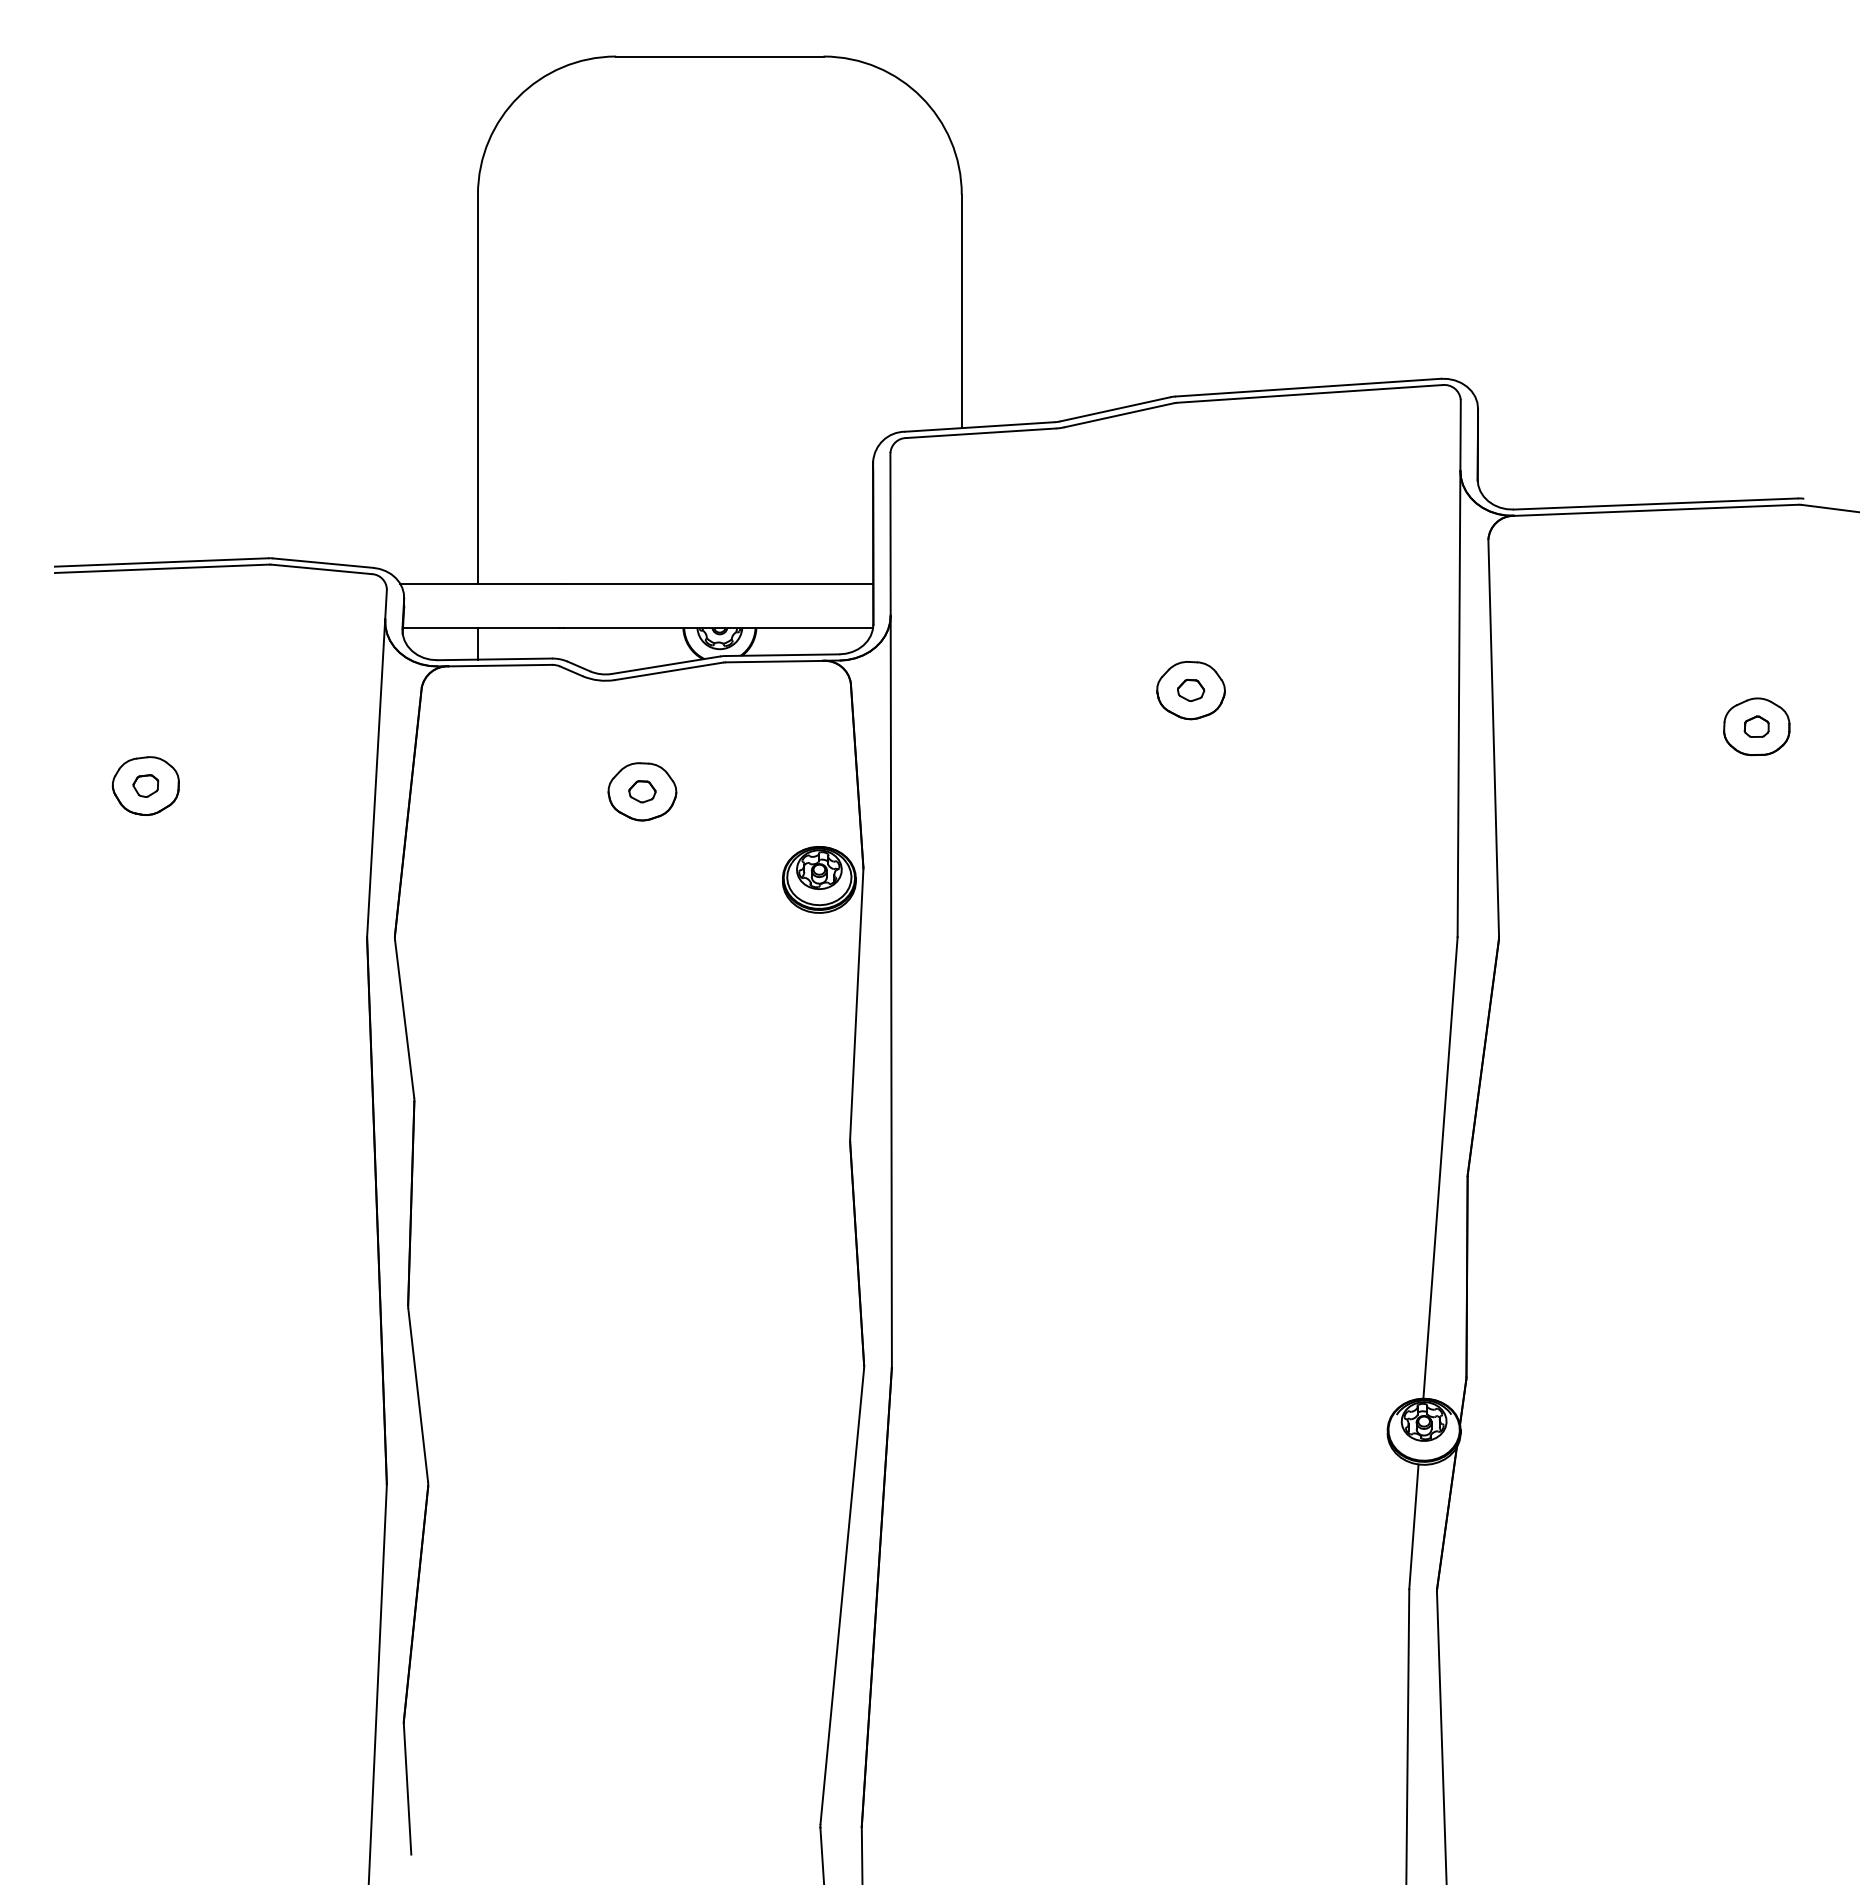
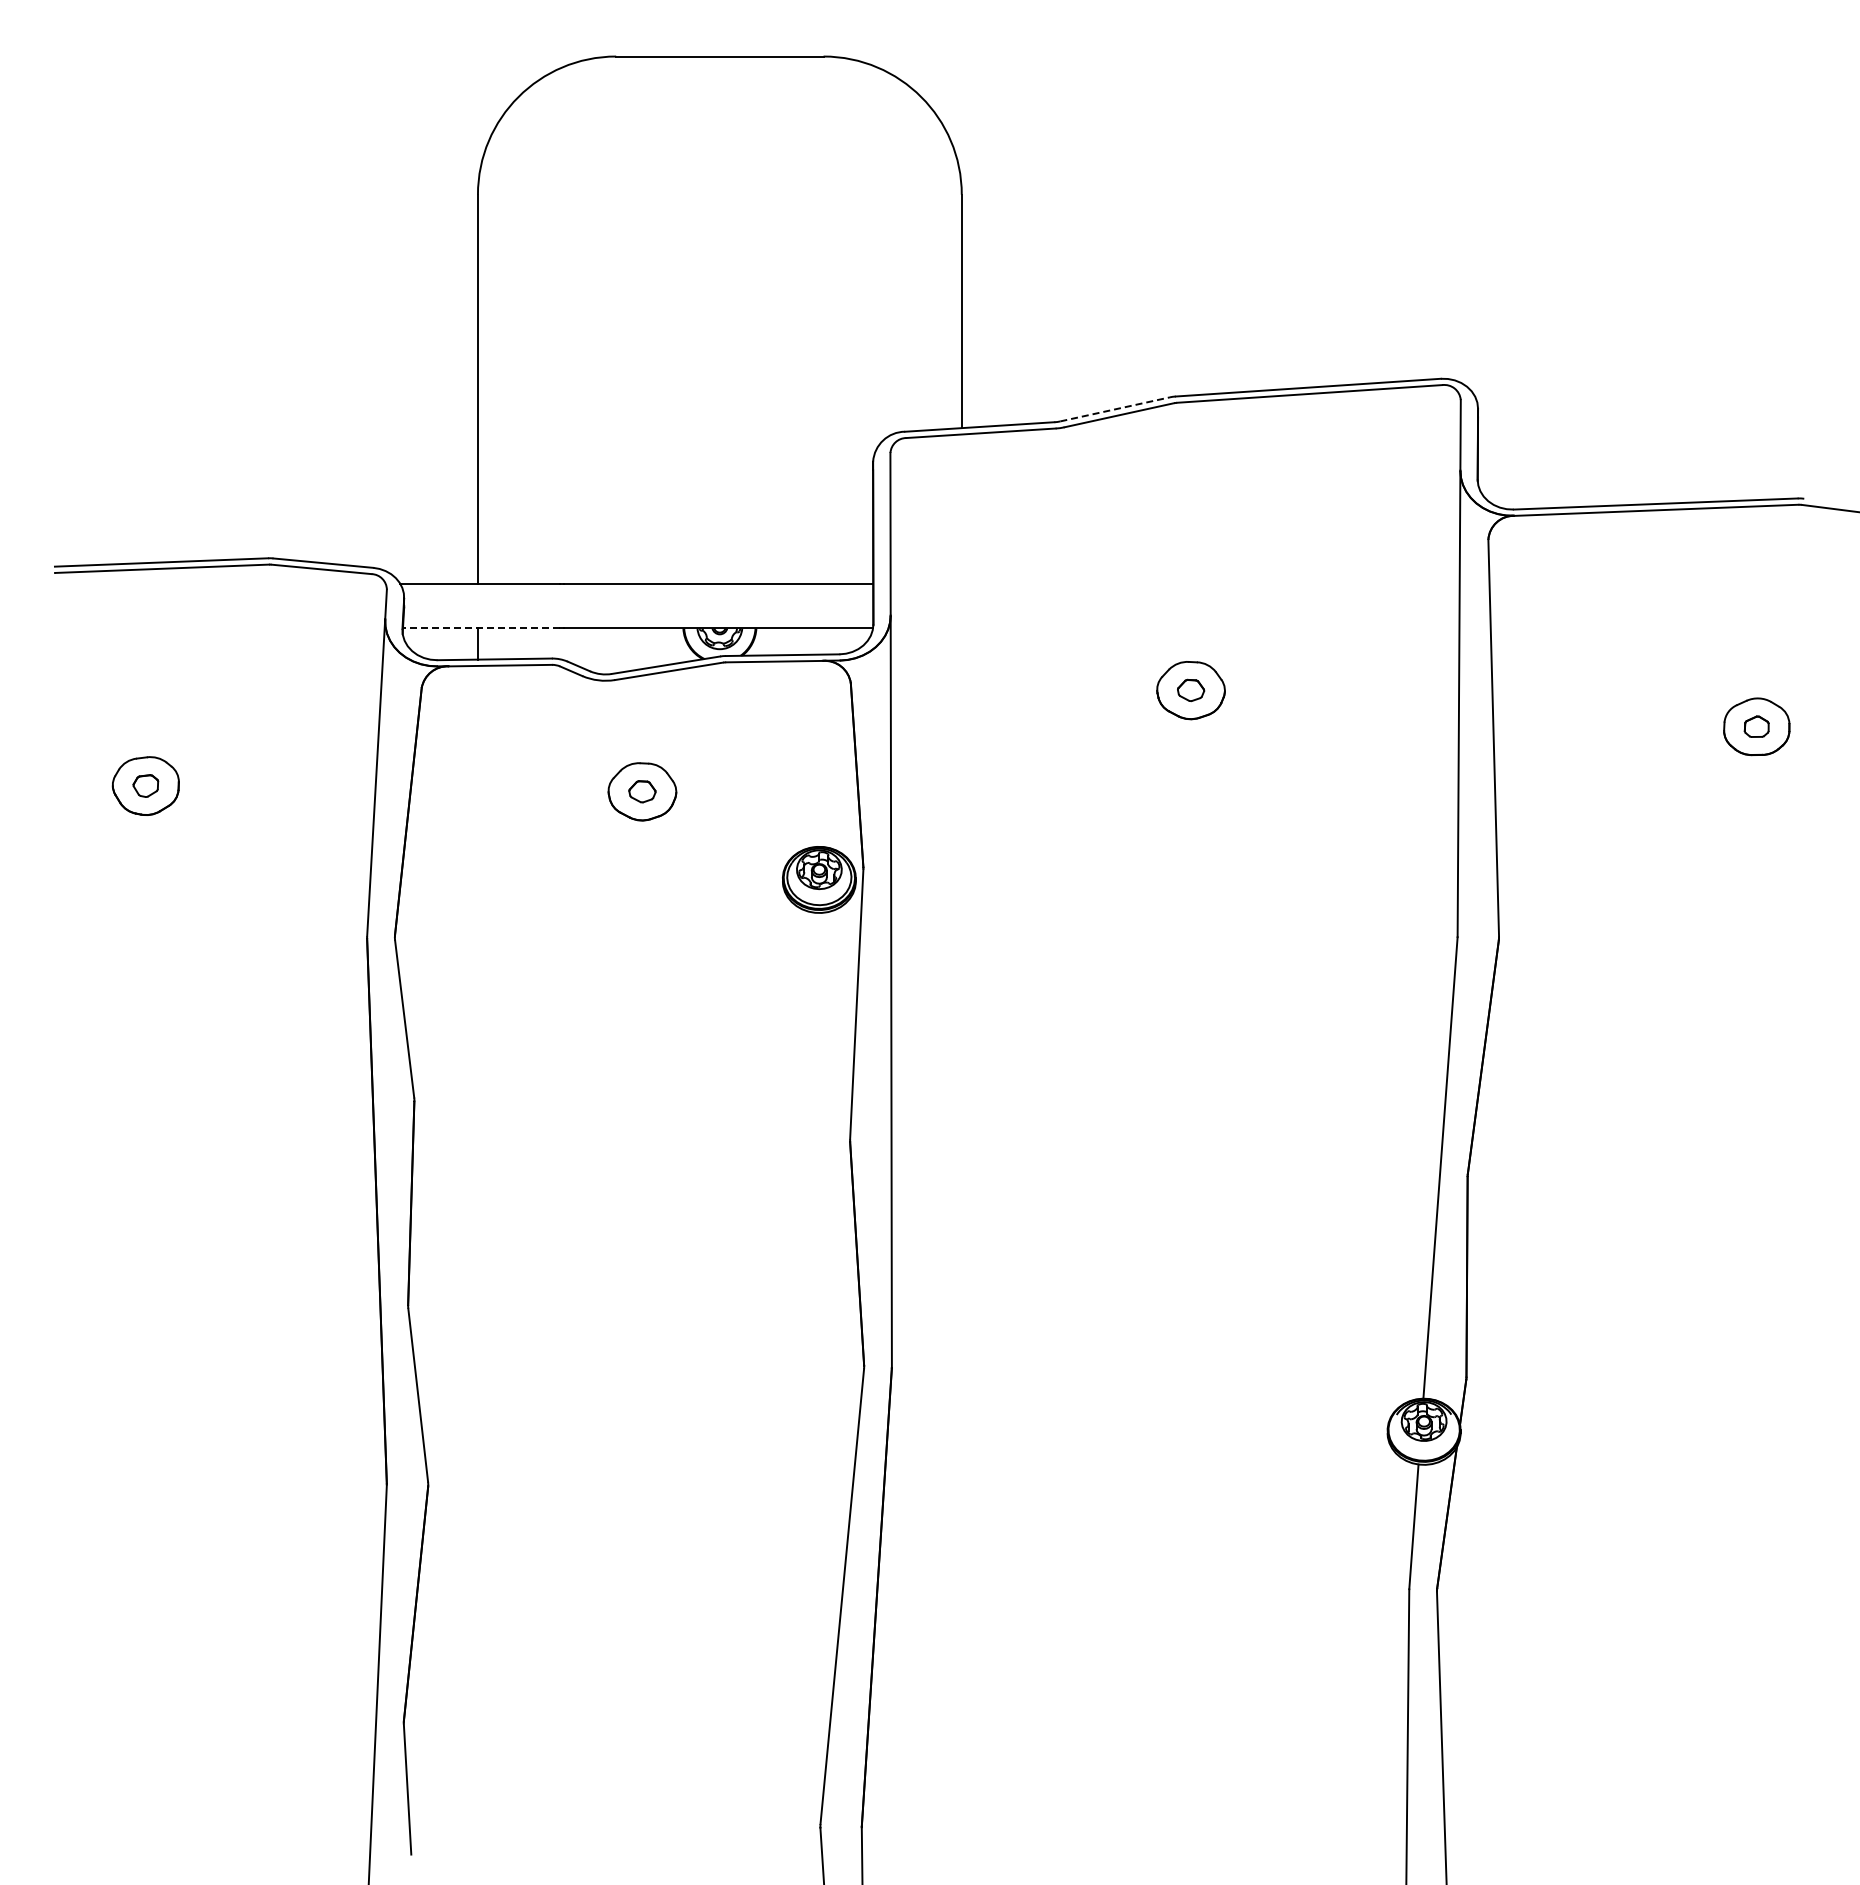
line: solid -> dashed (1115, 409)
line: solid -> dashed (481, 628)
